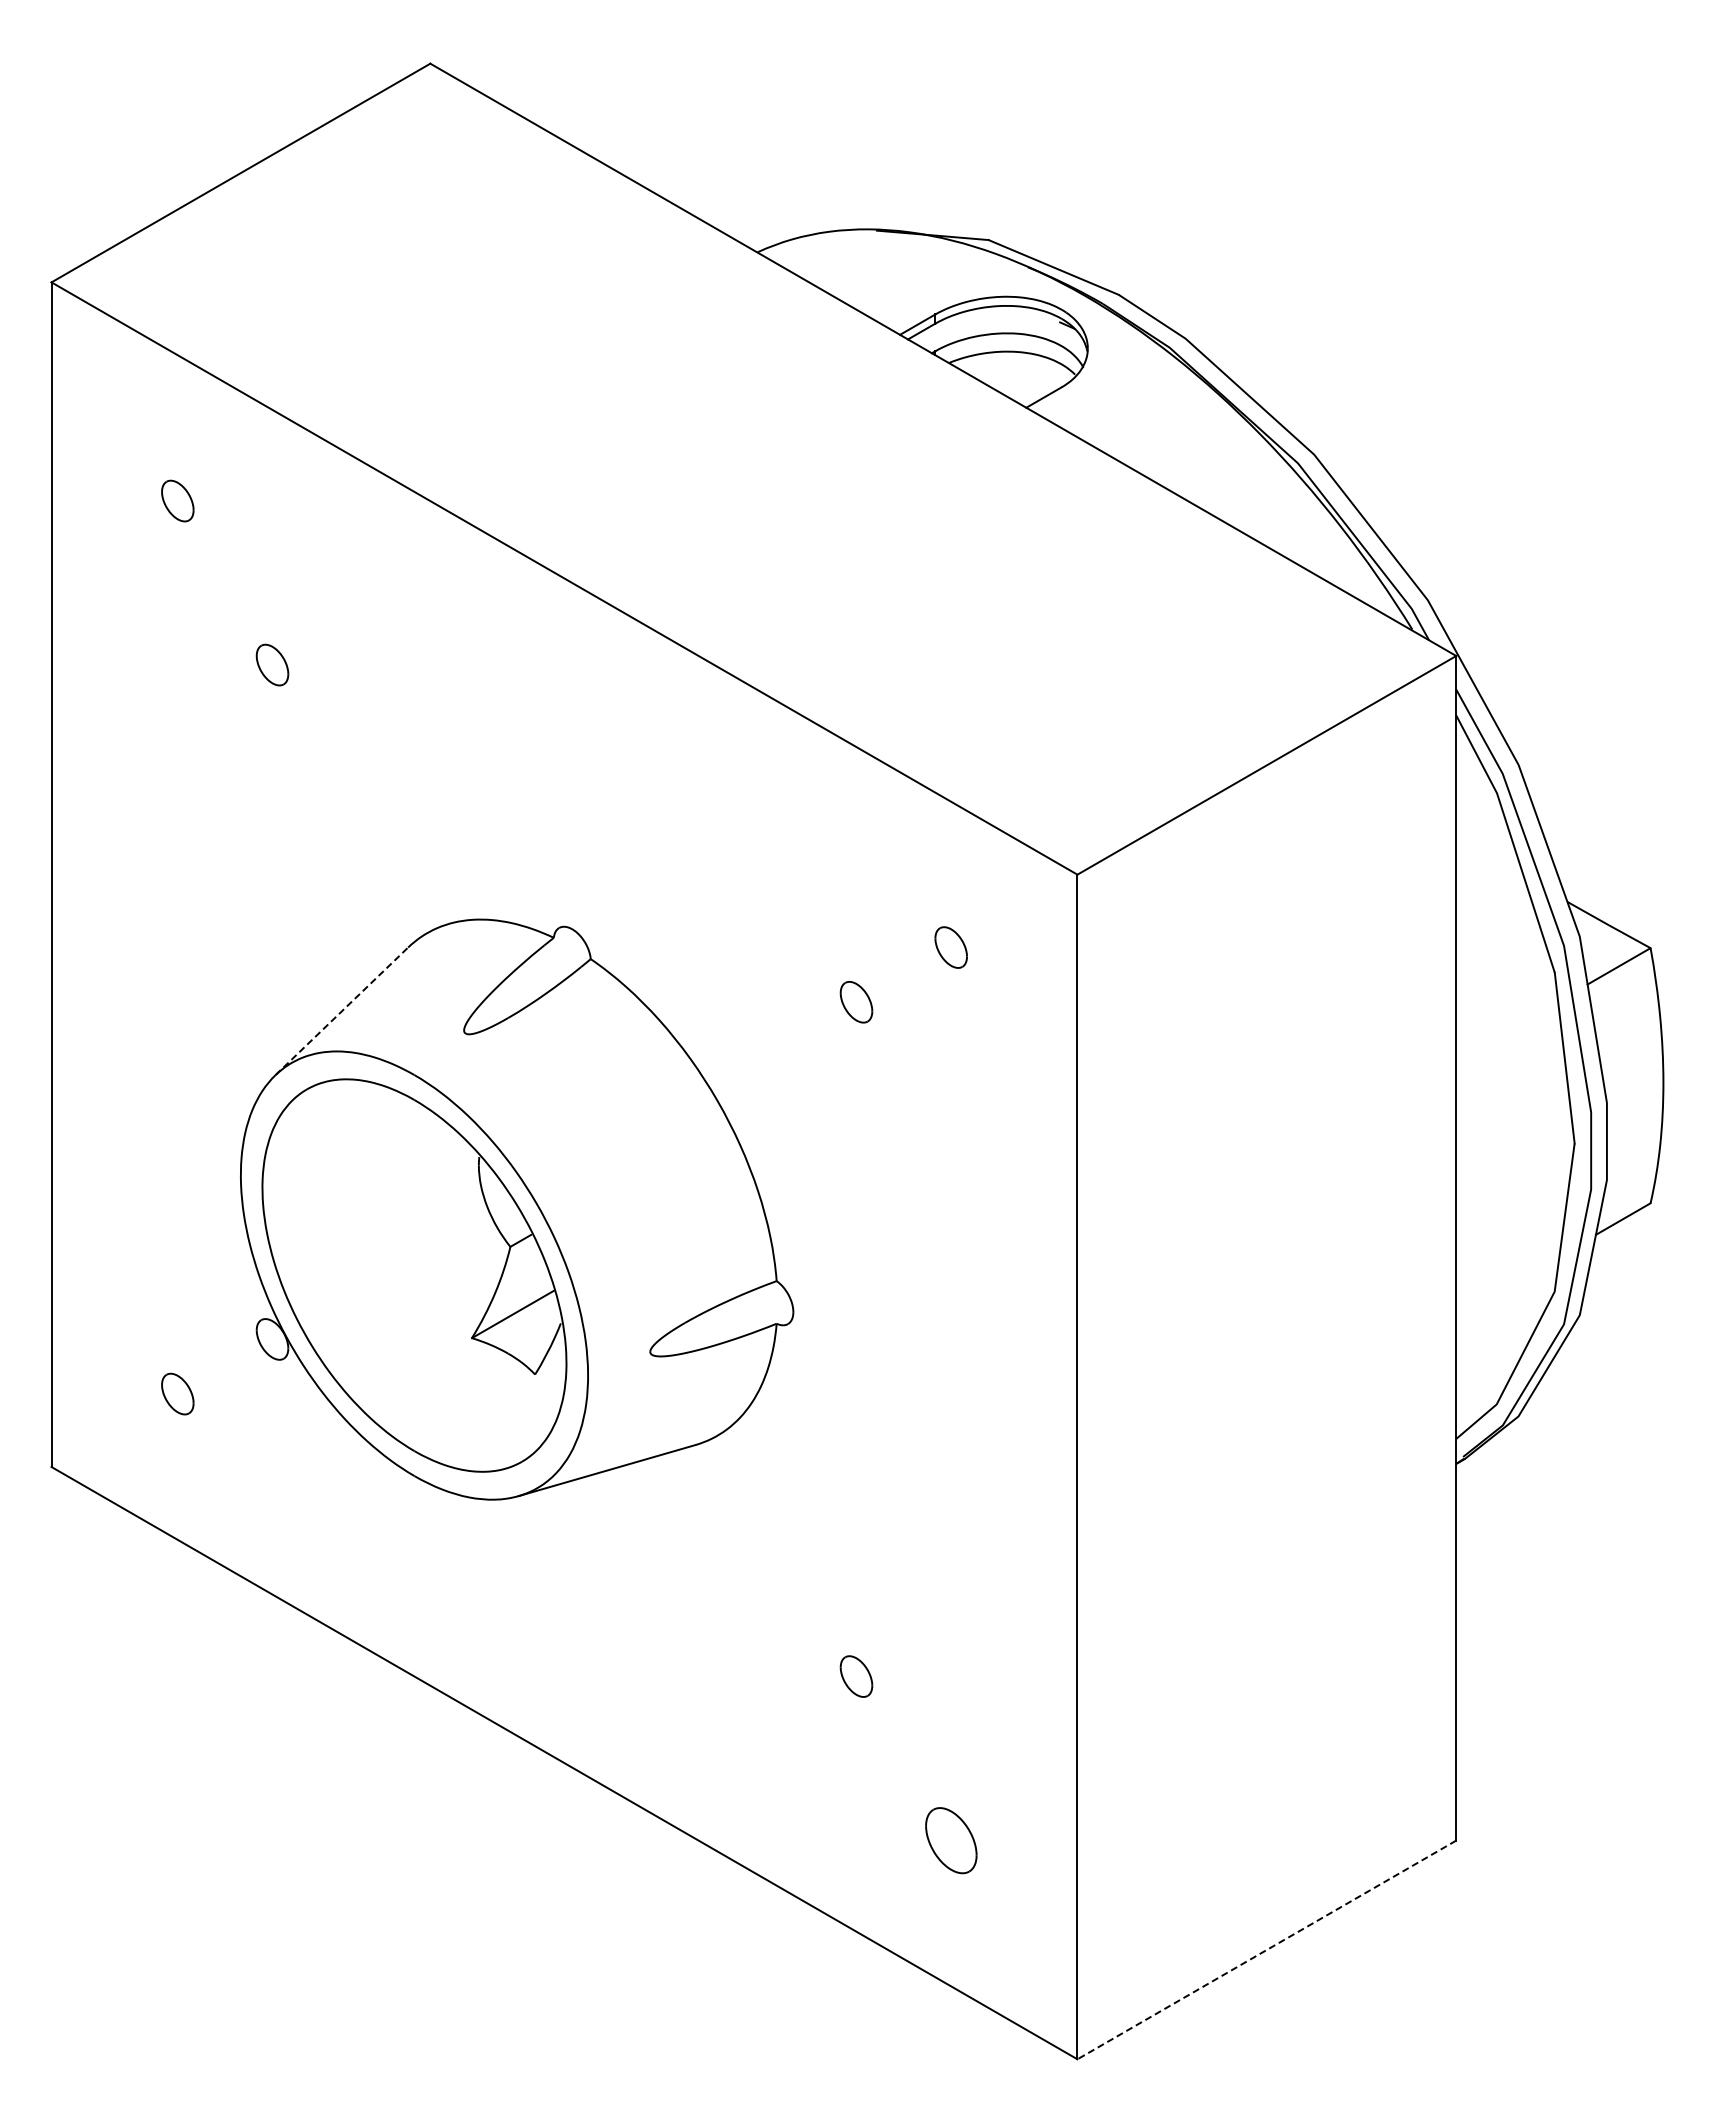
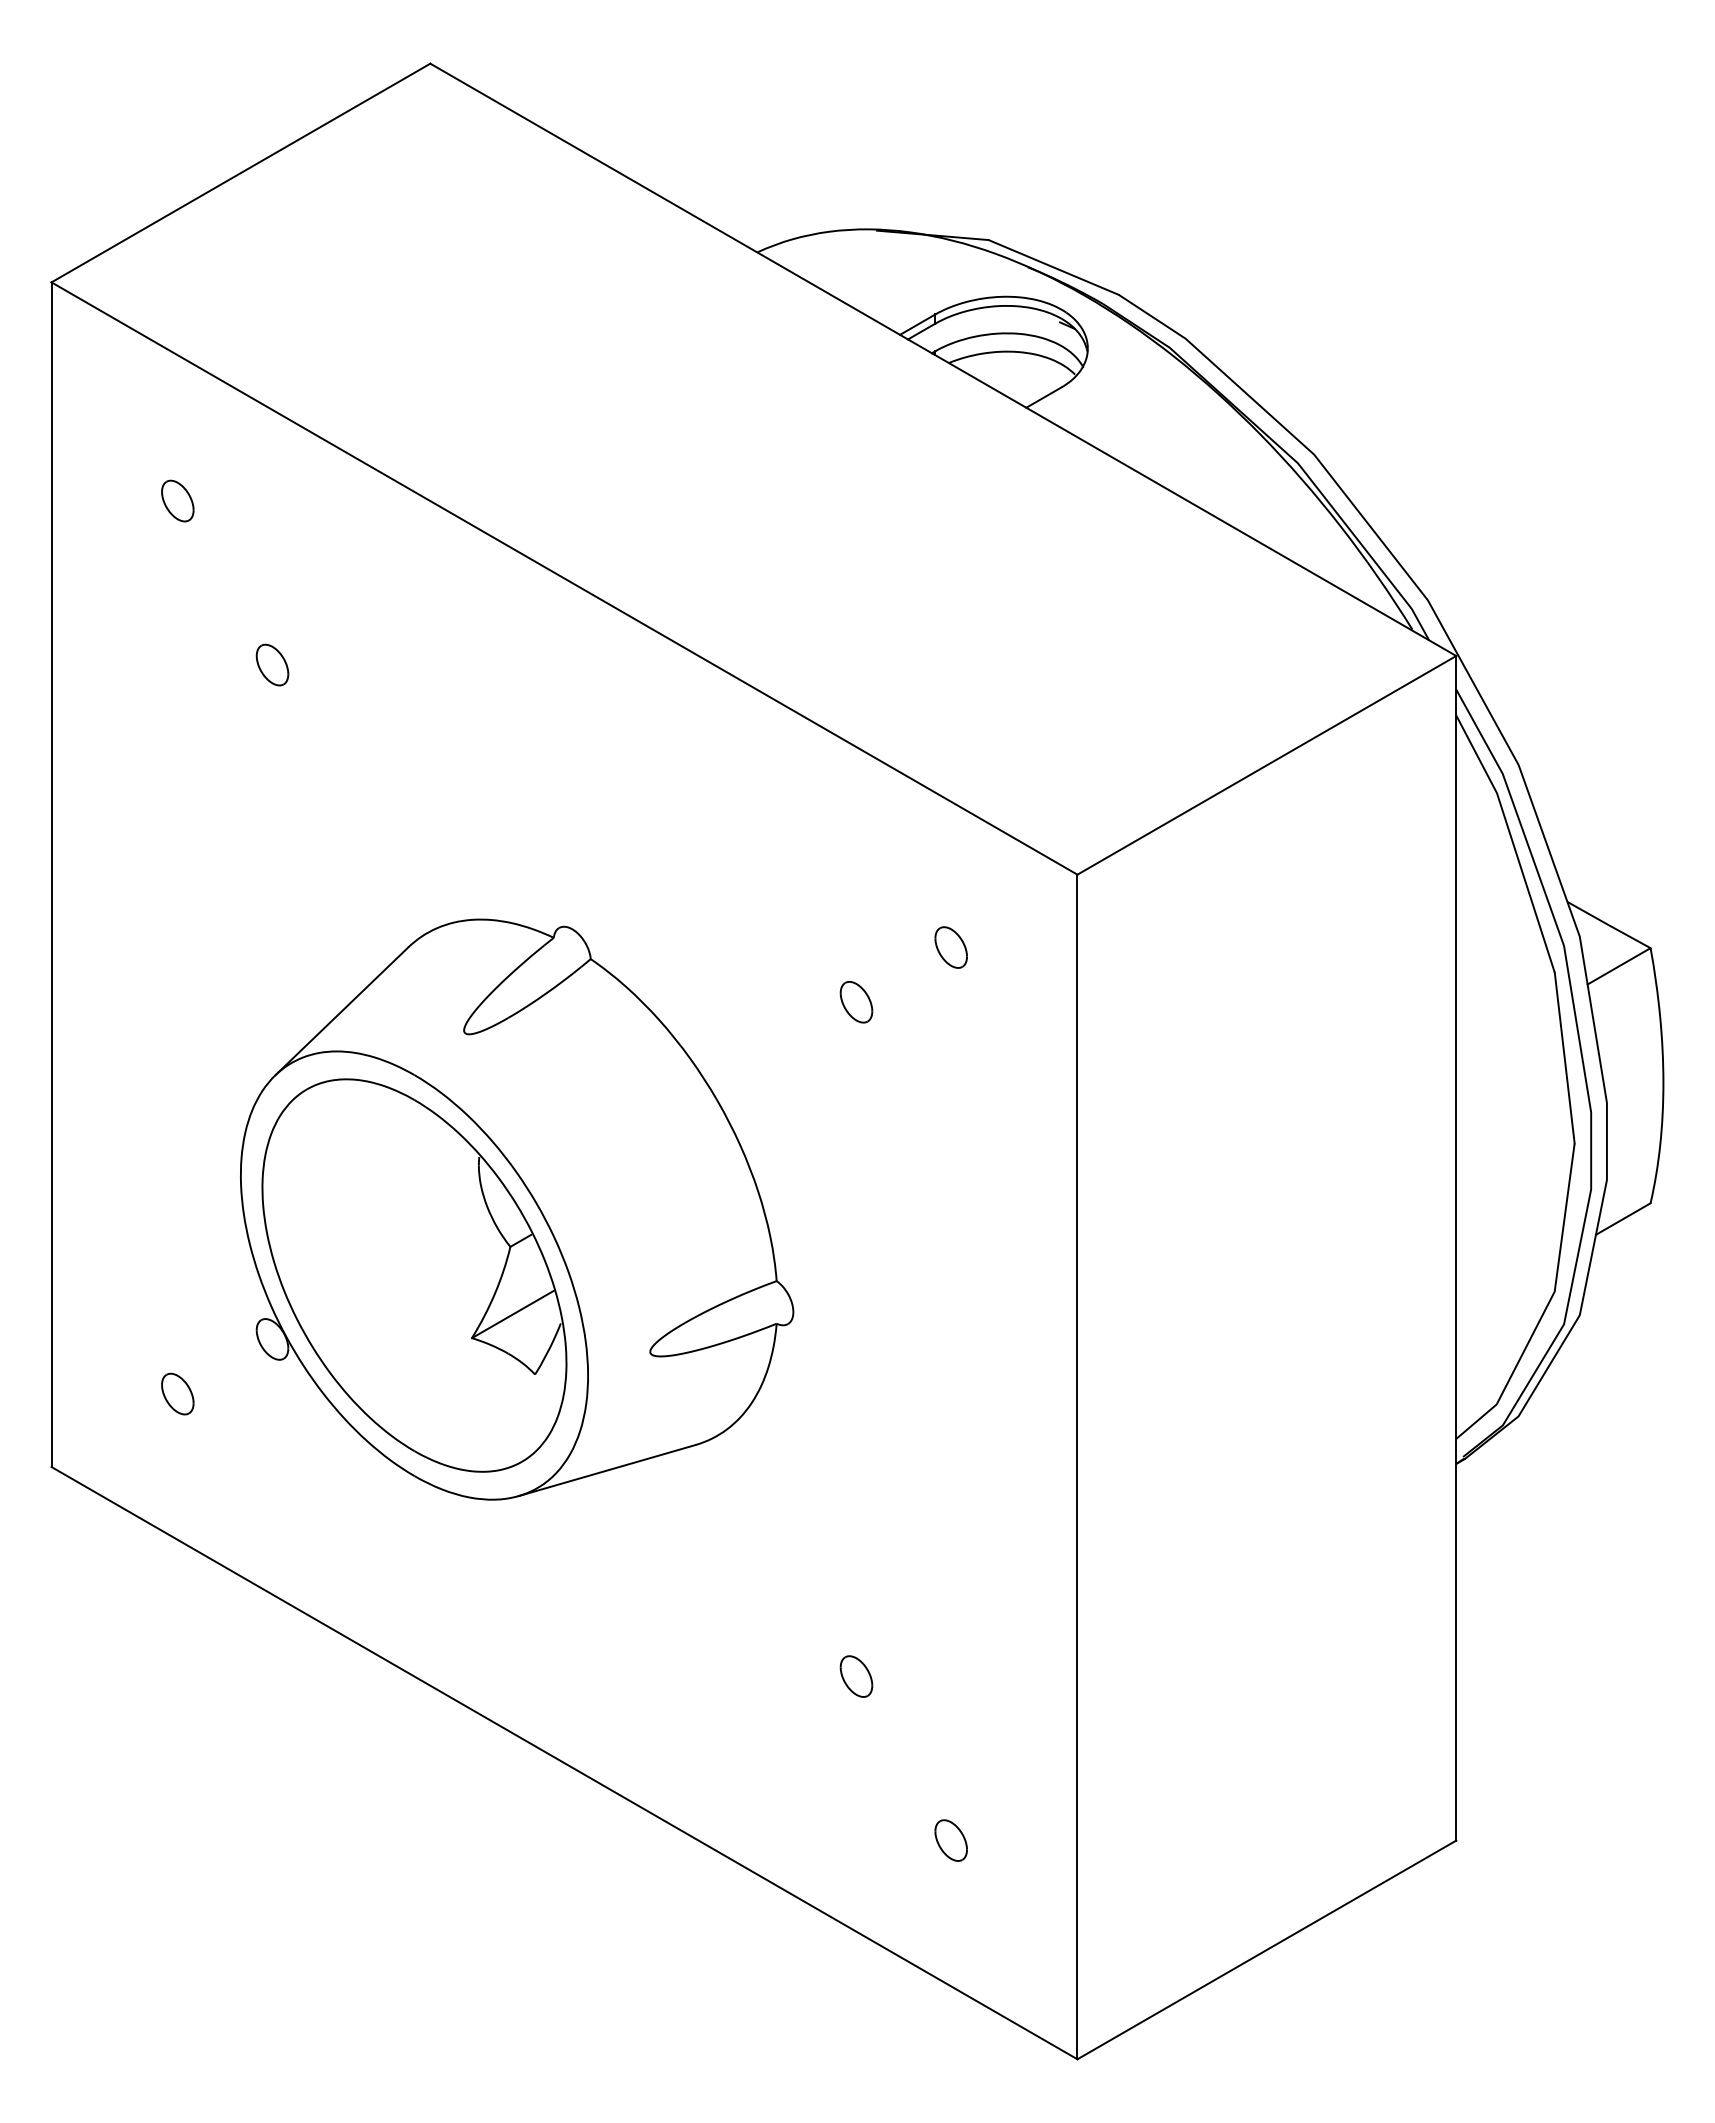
line: dashed -> solid (341, 1011)
part size: 53x68 px -> 34x43 px (950, 1840)
line: dashed -> solid (1266, 1949)
